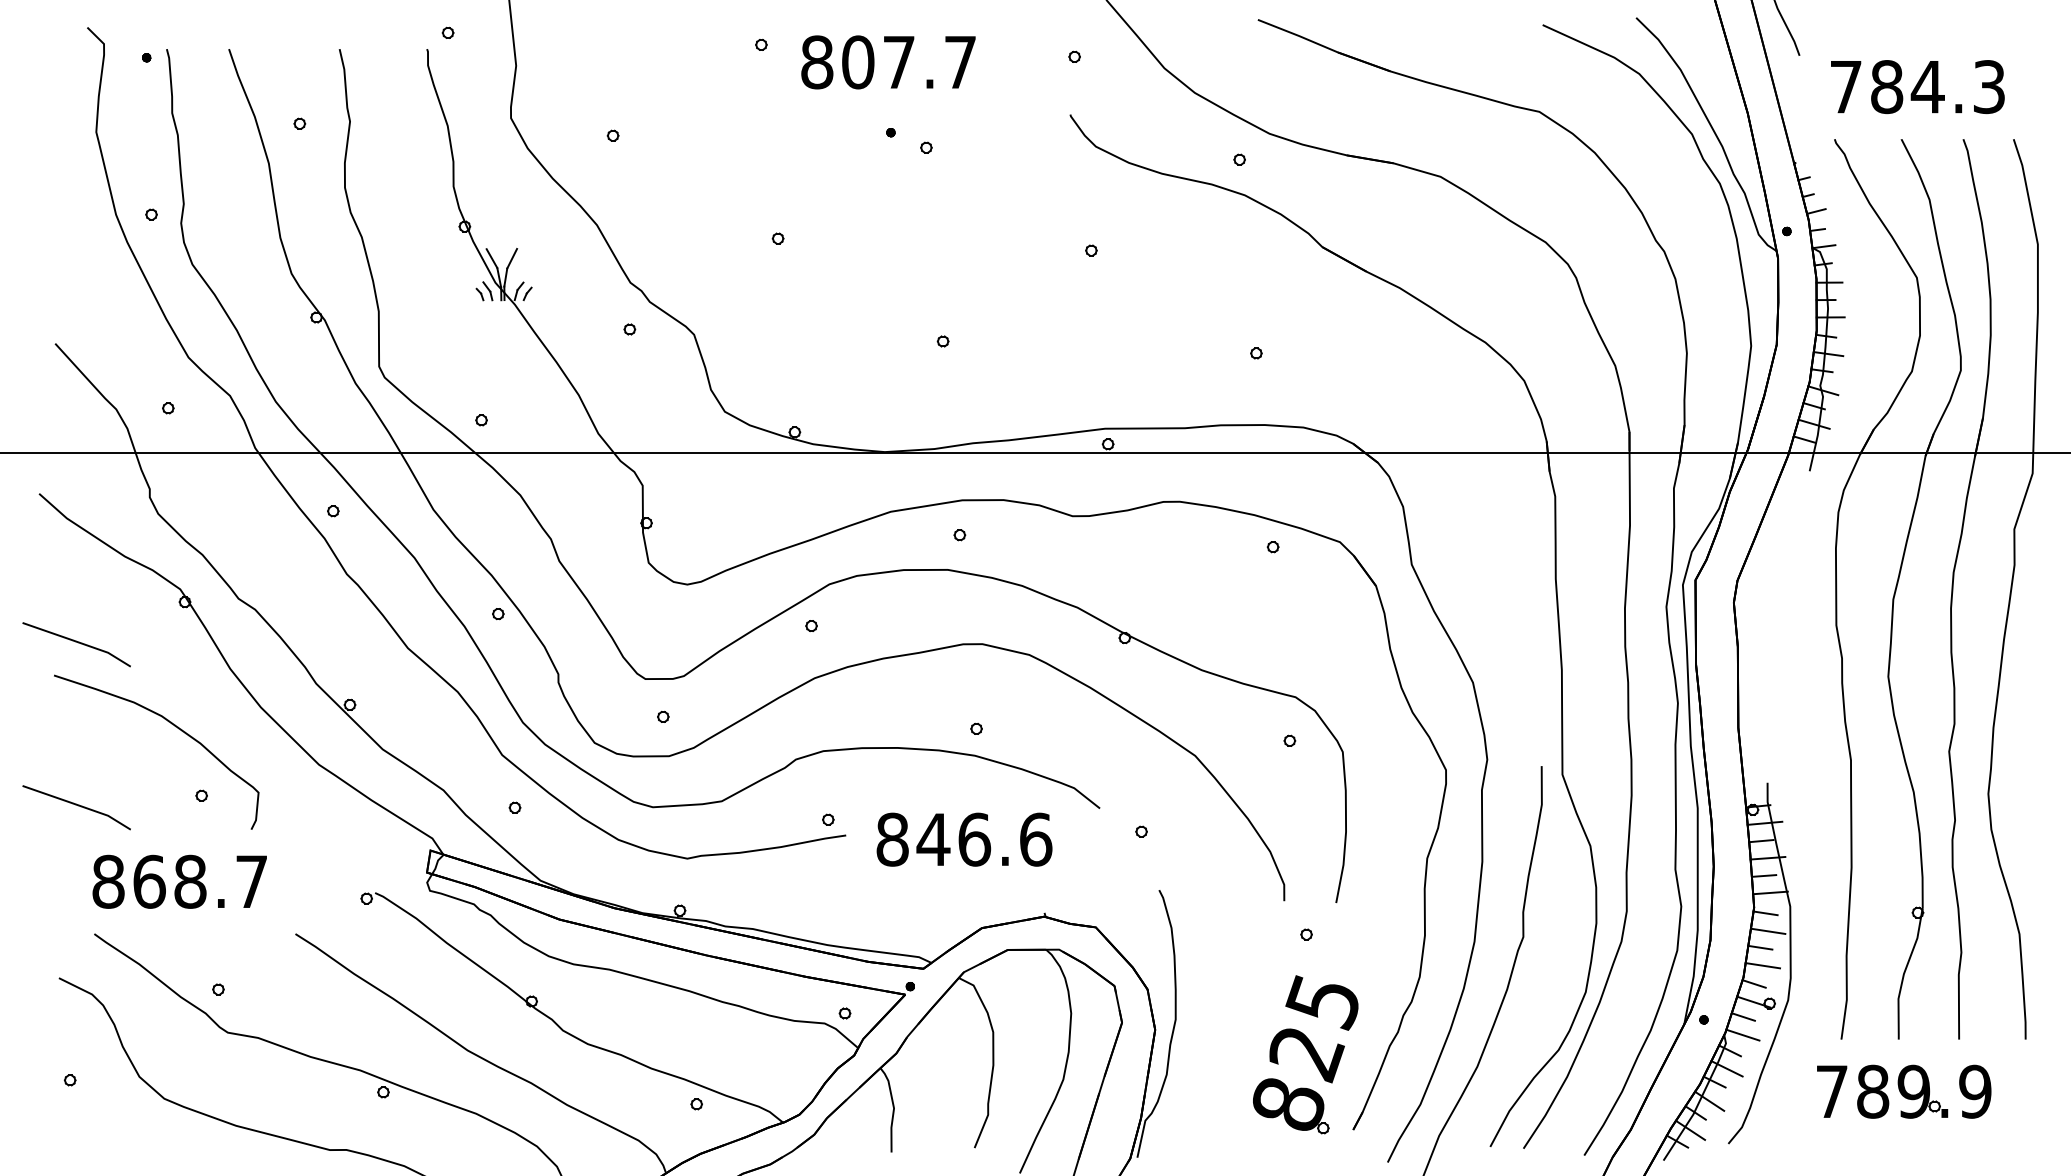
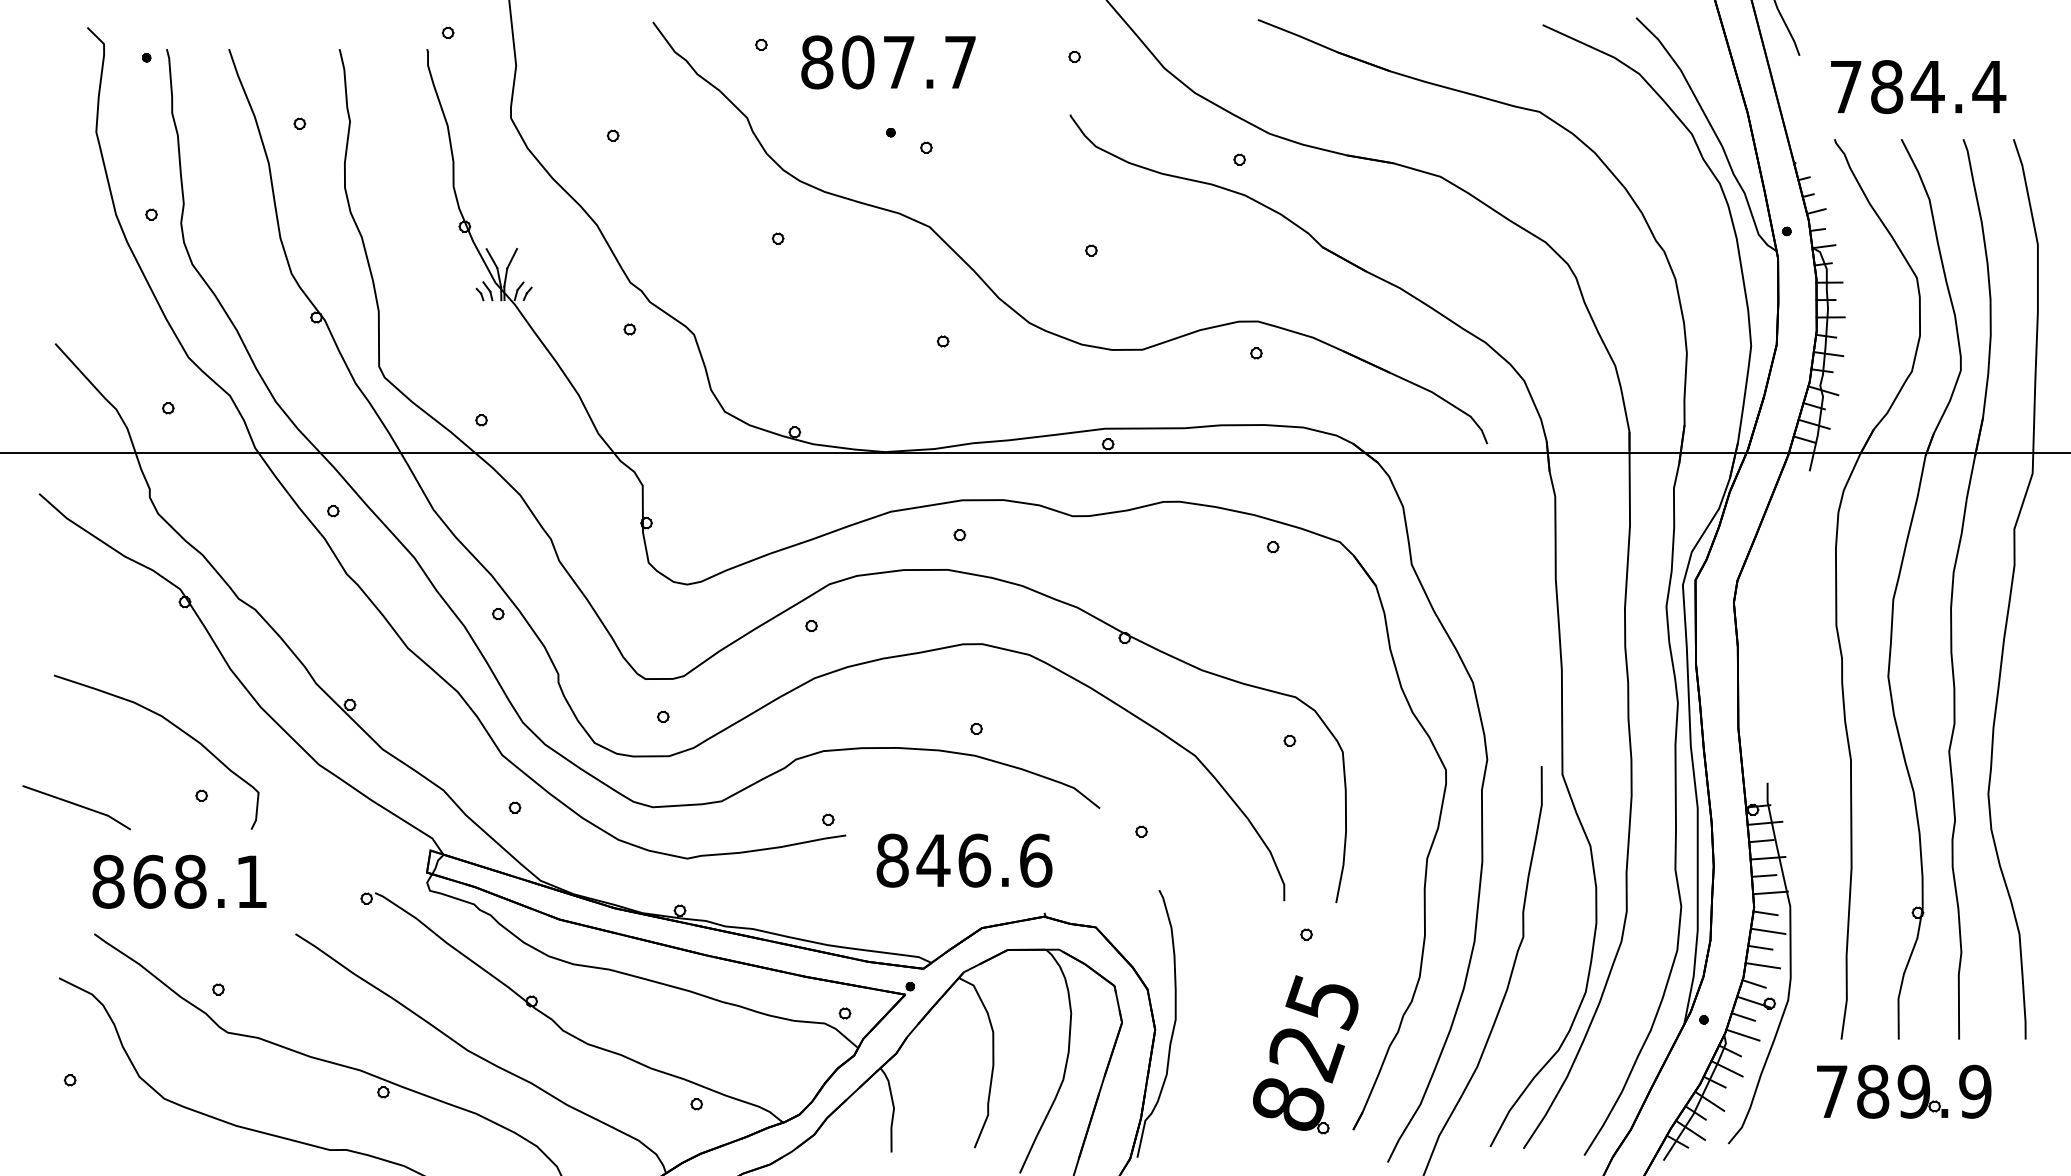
text: 784.3 -> 784.4 (1989, 87)
part: none -> present (1007, 303)
line: present -> none (76, 642)
text position: (964, 839) -> (964, 860) (964, 860)
text: 868.7 -> 868.1 (251, 881)
